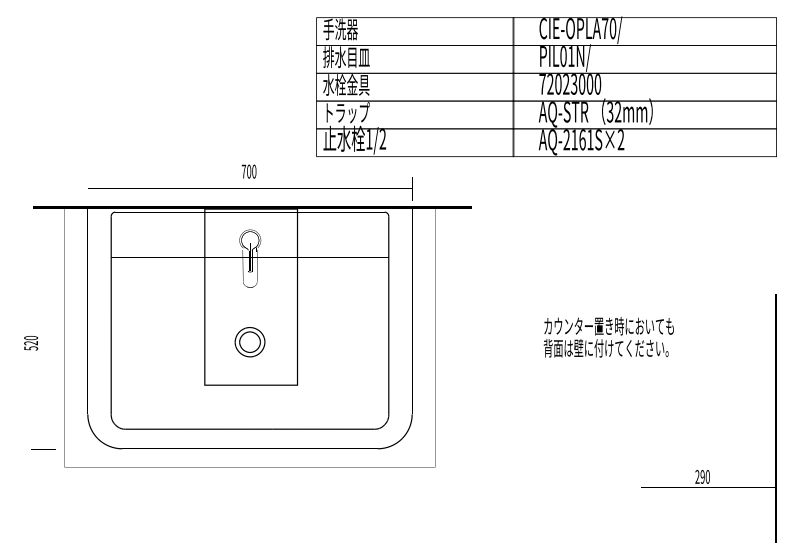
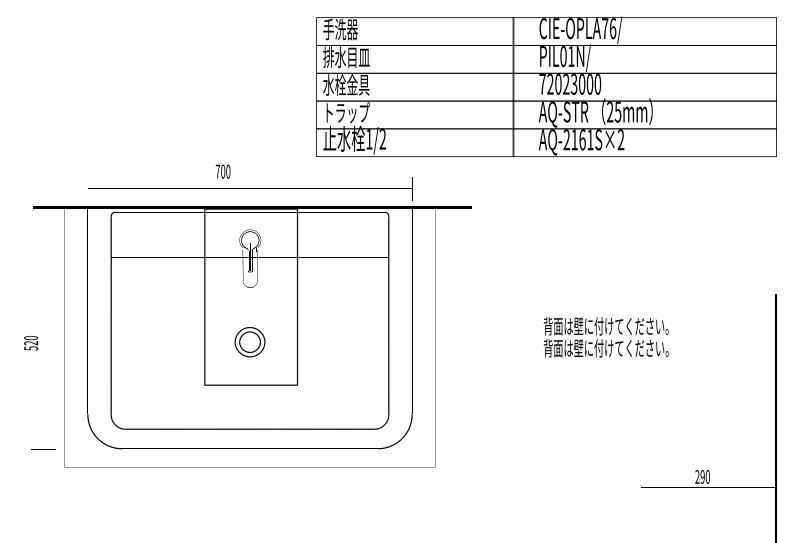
text: CIE-OPLA70/ -> CIE-OPLA76/ (612, 28)
text: 32mm -> 25mm (613, 112)
text position: (248, 171) -> (222, 171) (222, 171)
text: カウンター置き時においても -> 背面は壁に付けてください。 (608, 326)
